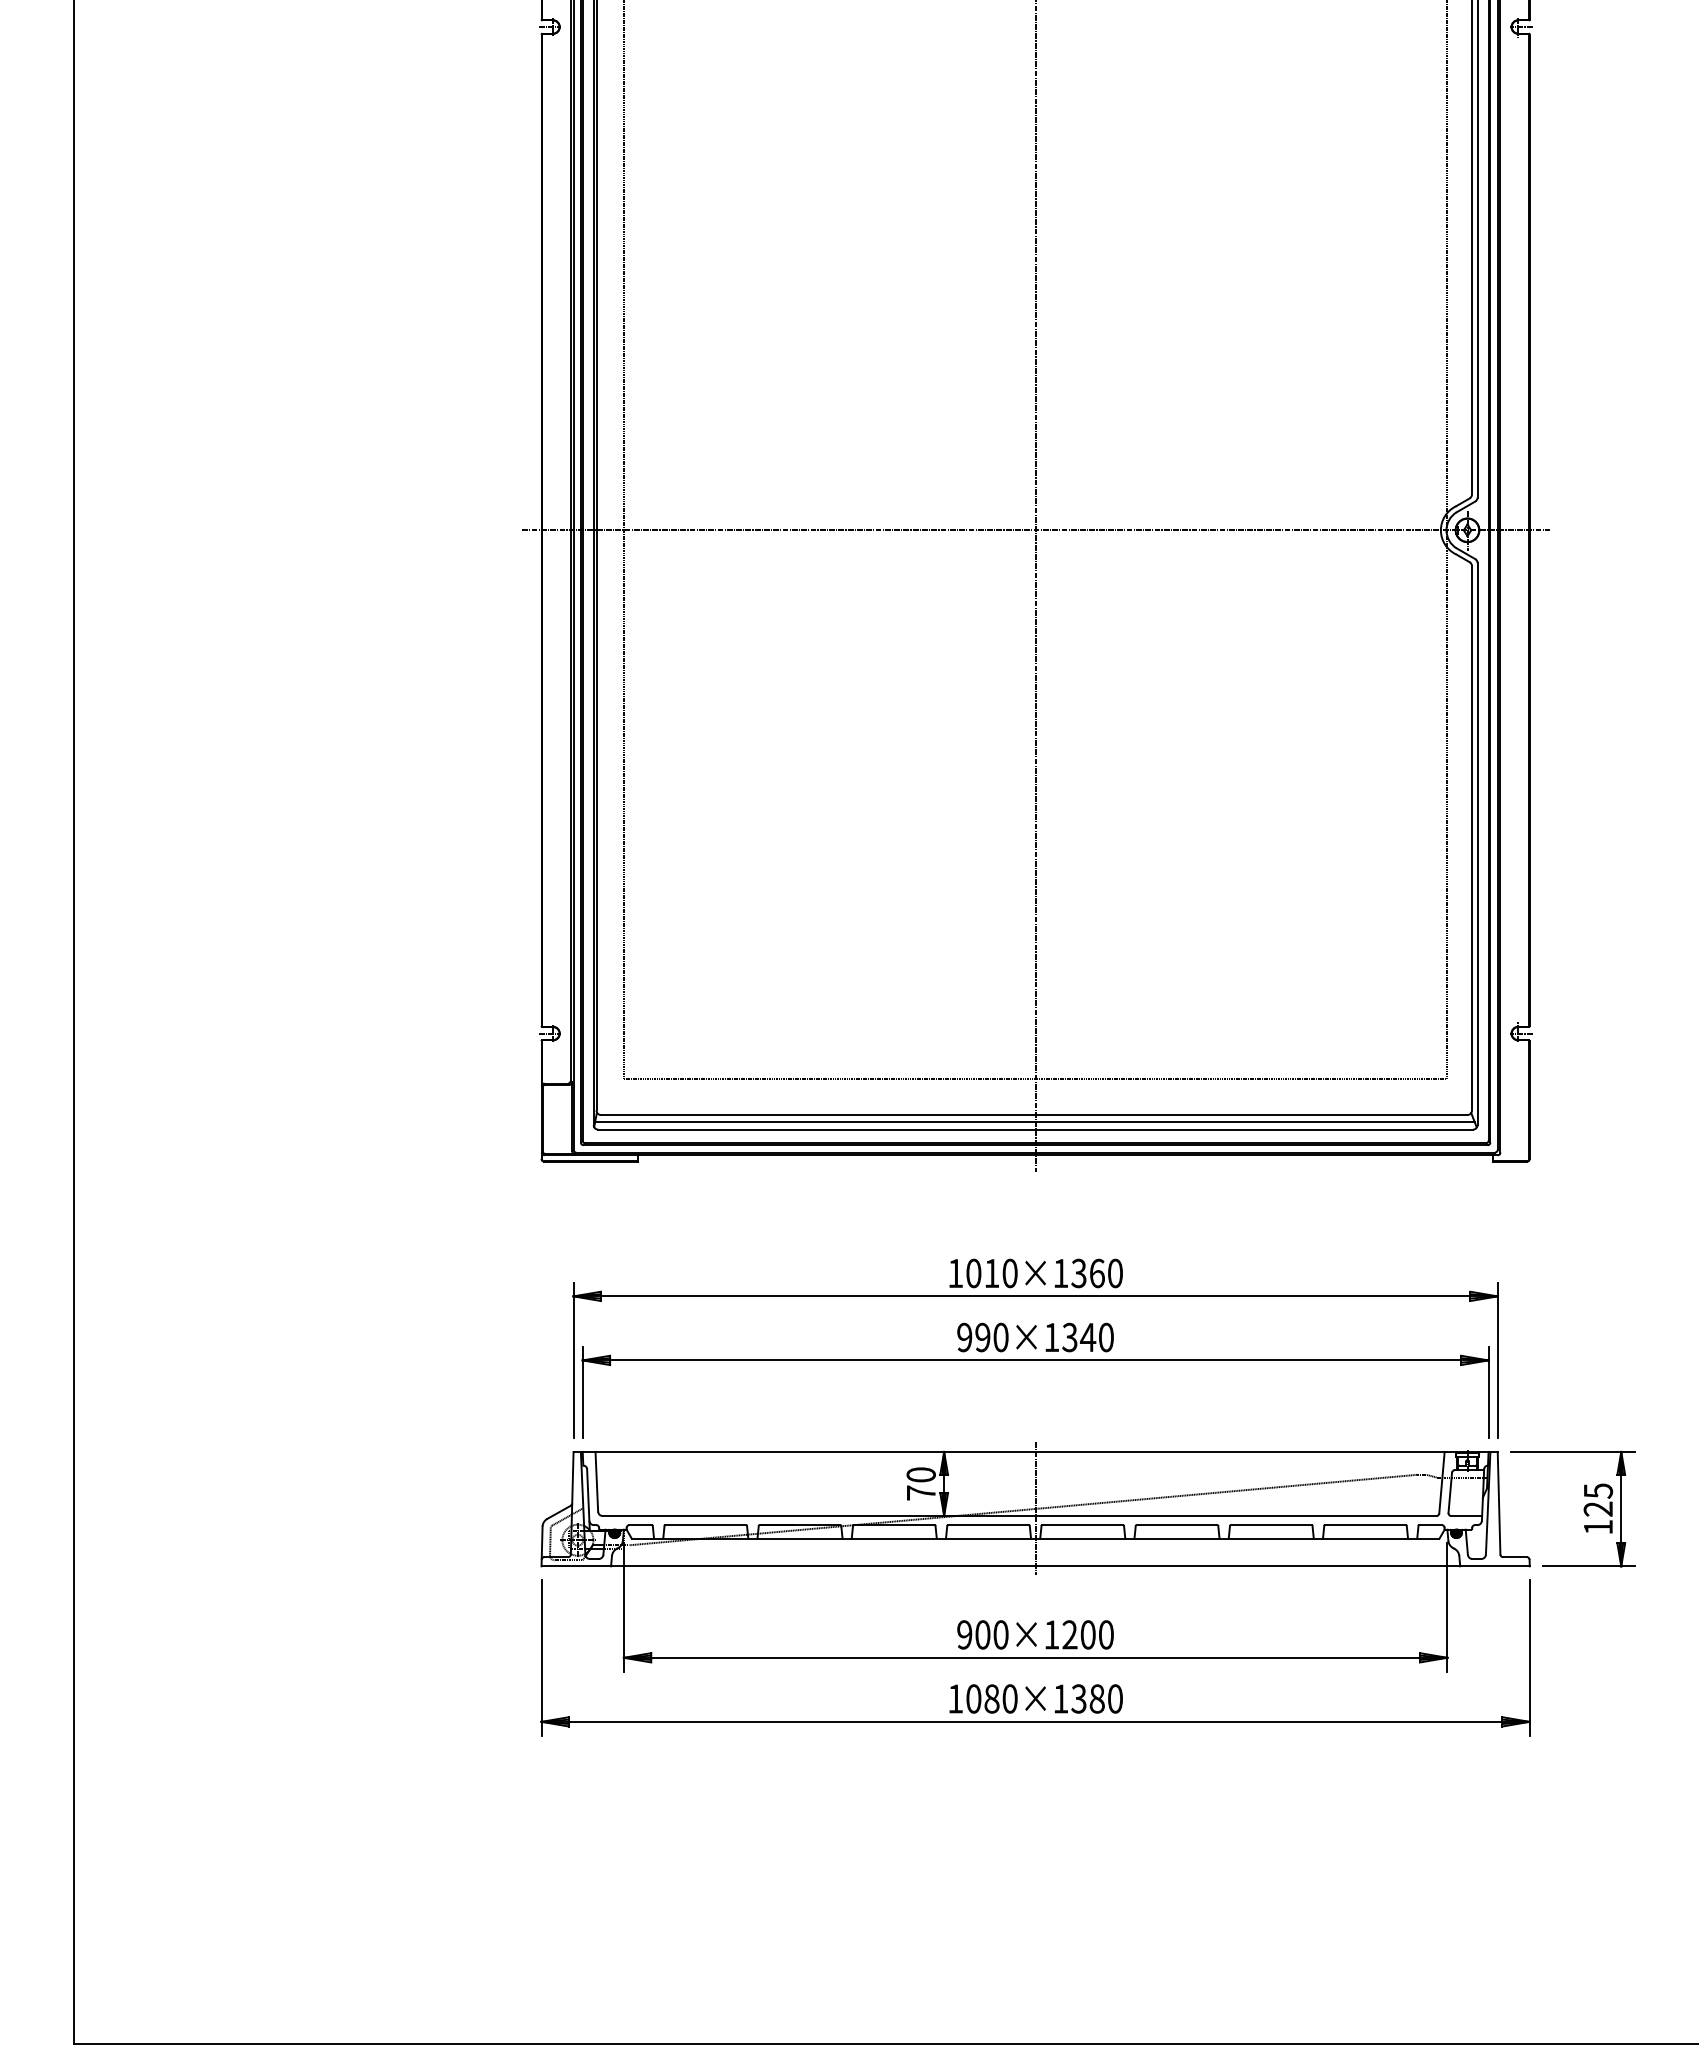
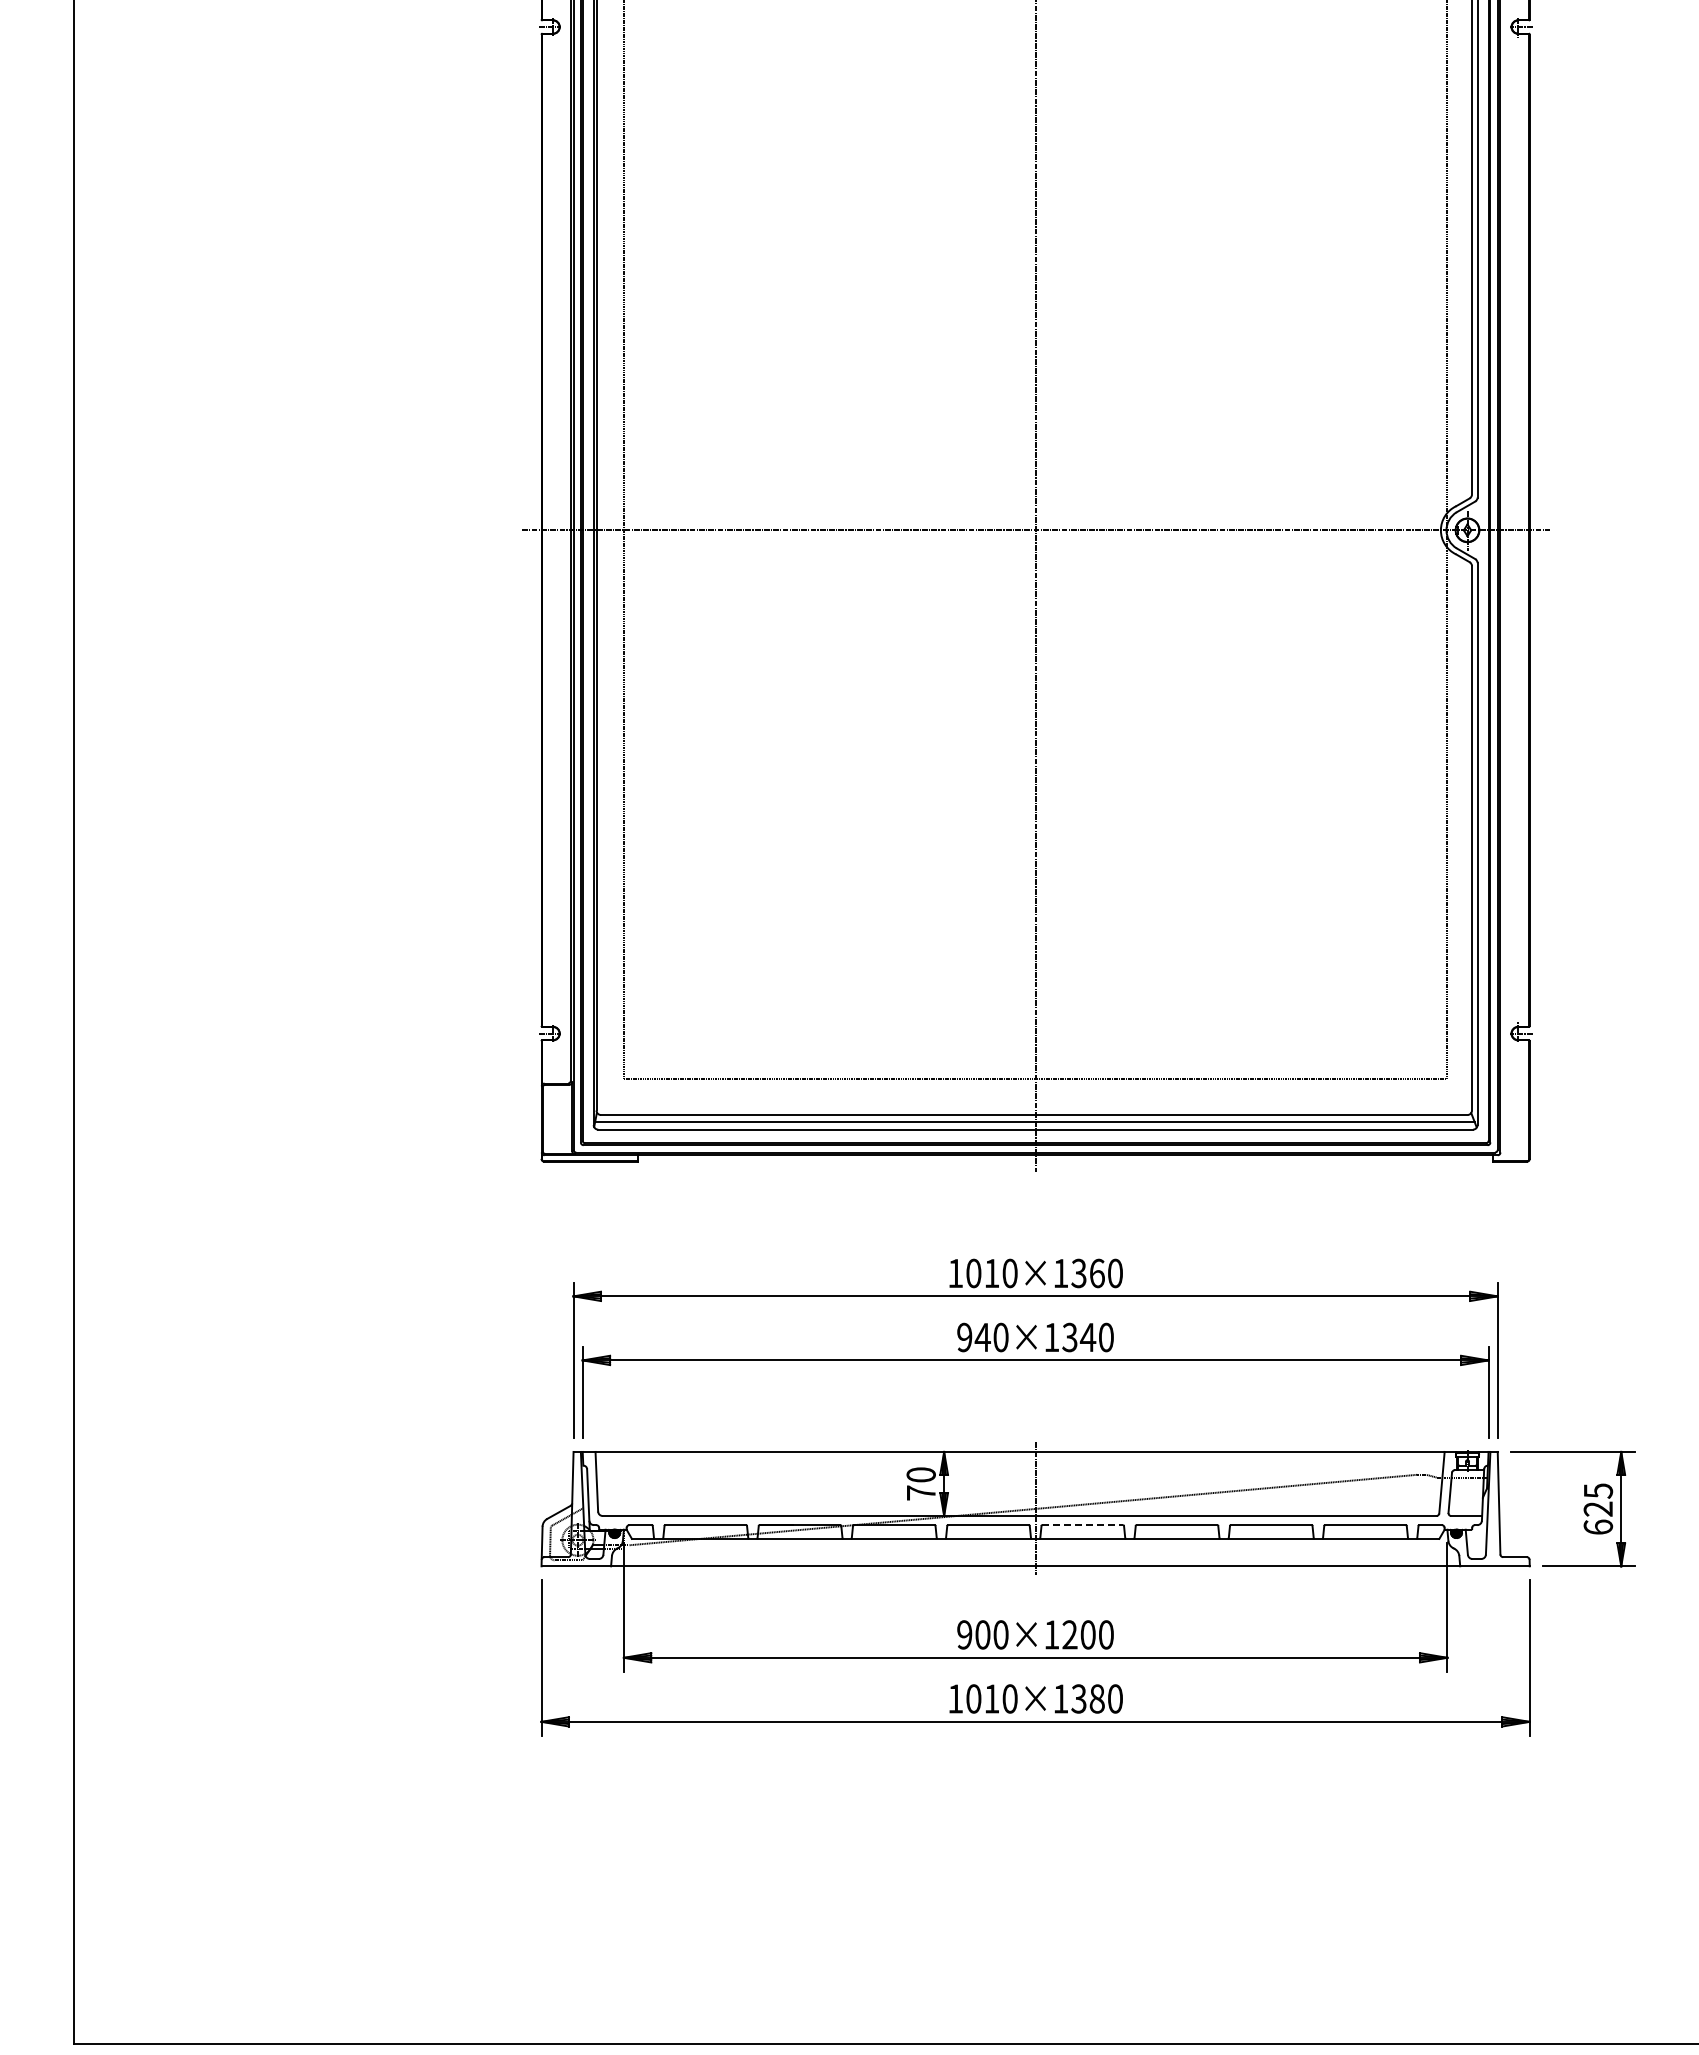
text: 990×1340 -> 940×1340 (982, 1337)
line: solid -> dashed (1083, 1525)
text: 125 -> 625 (1598, 1526)
text: 1080×1380 -> 1010×1380 (991, 1698)
